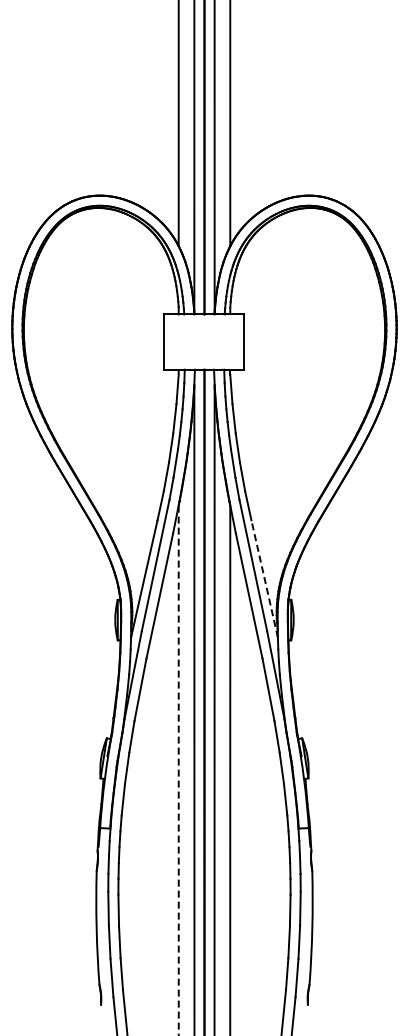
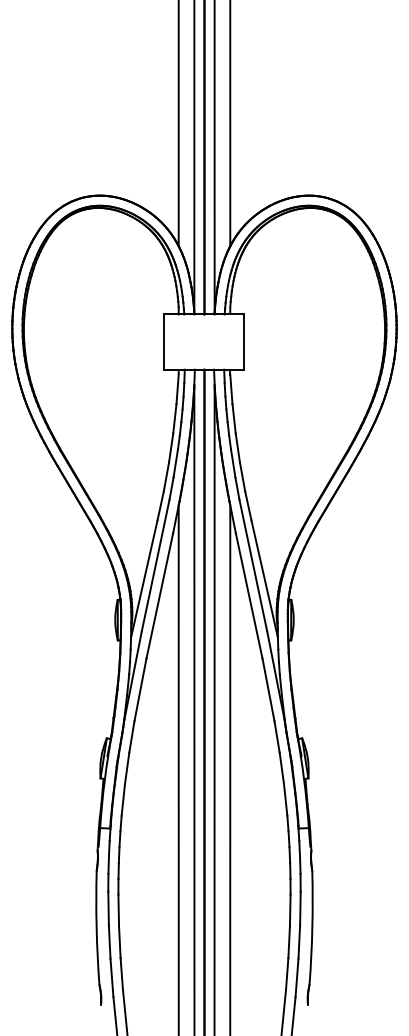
line: dashed -> solid (264, 578)
line: dashed -> solid (178, 770)
